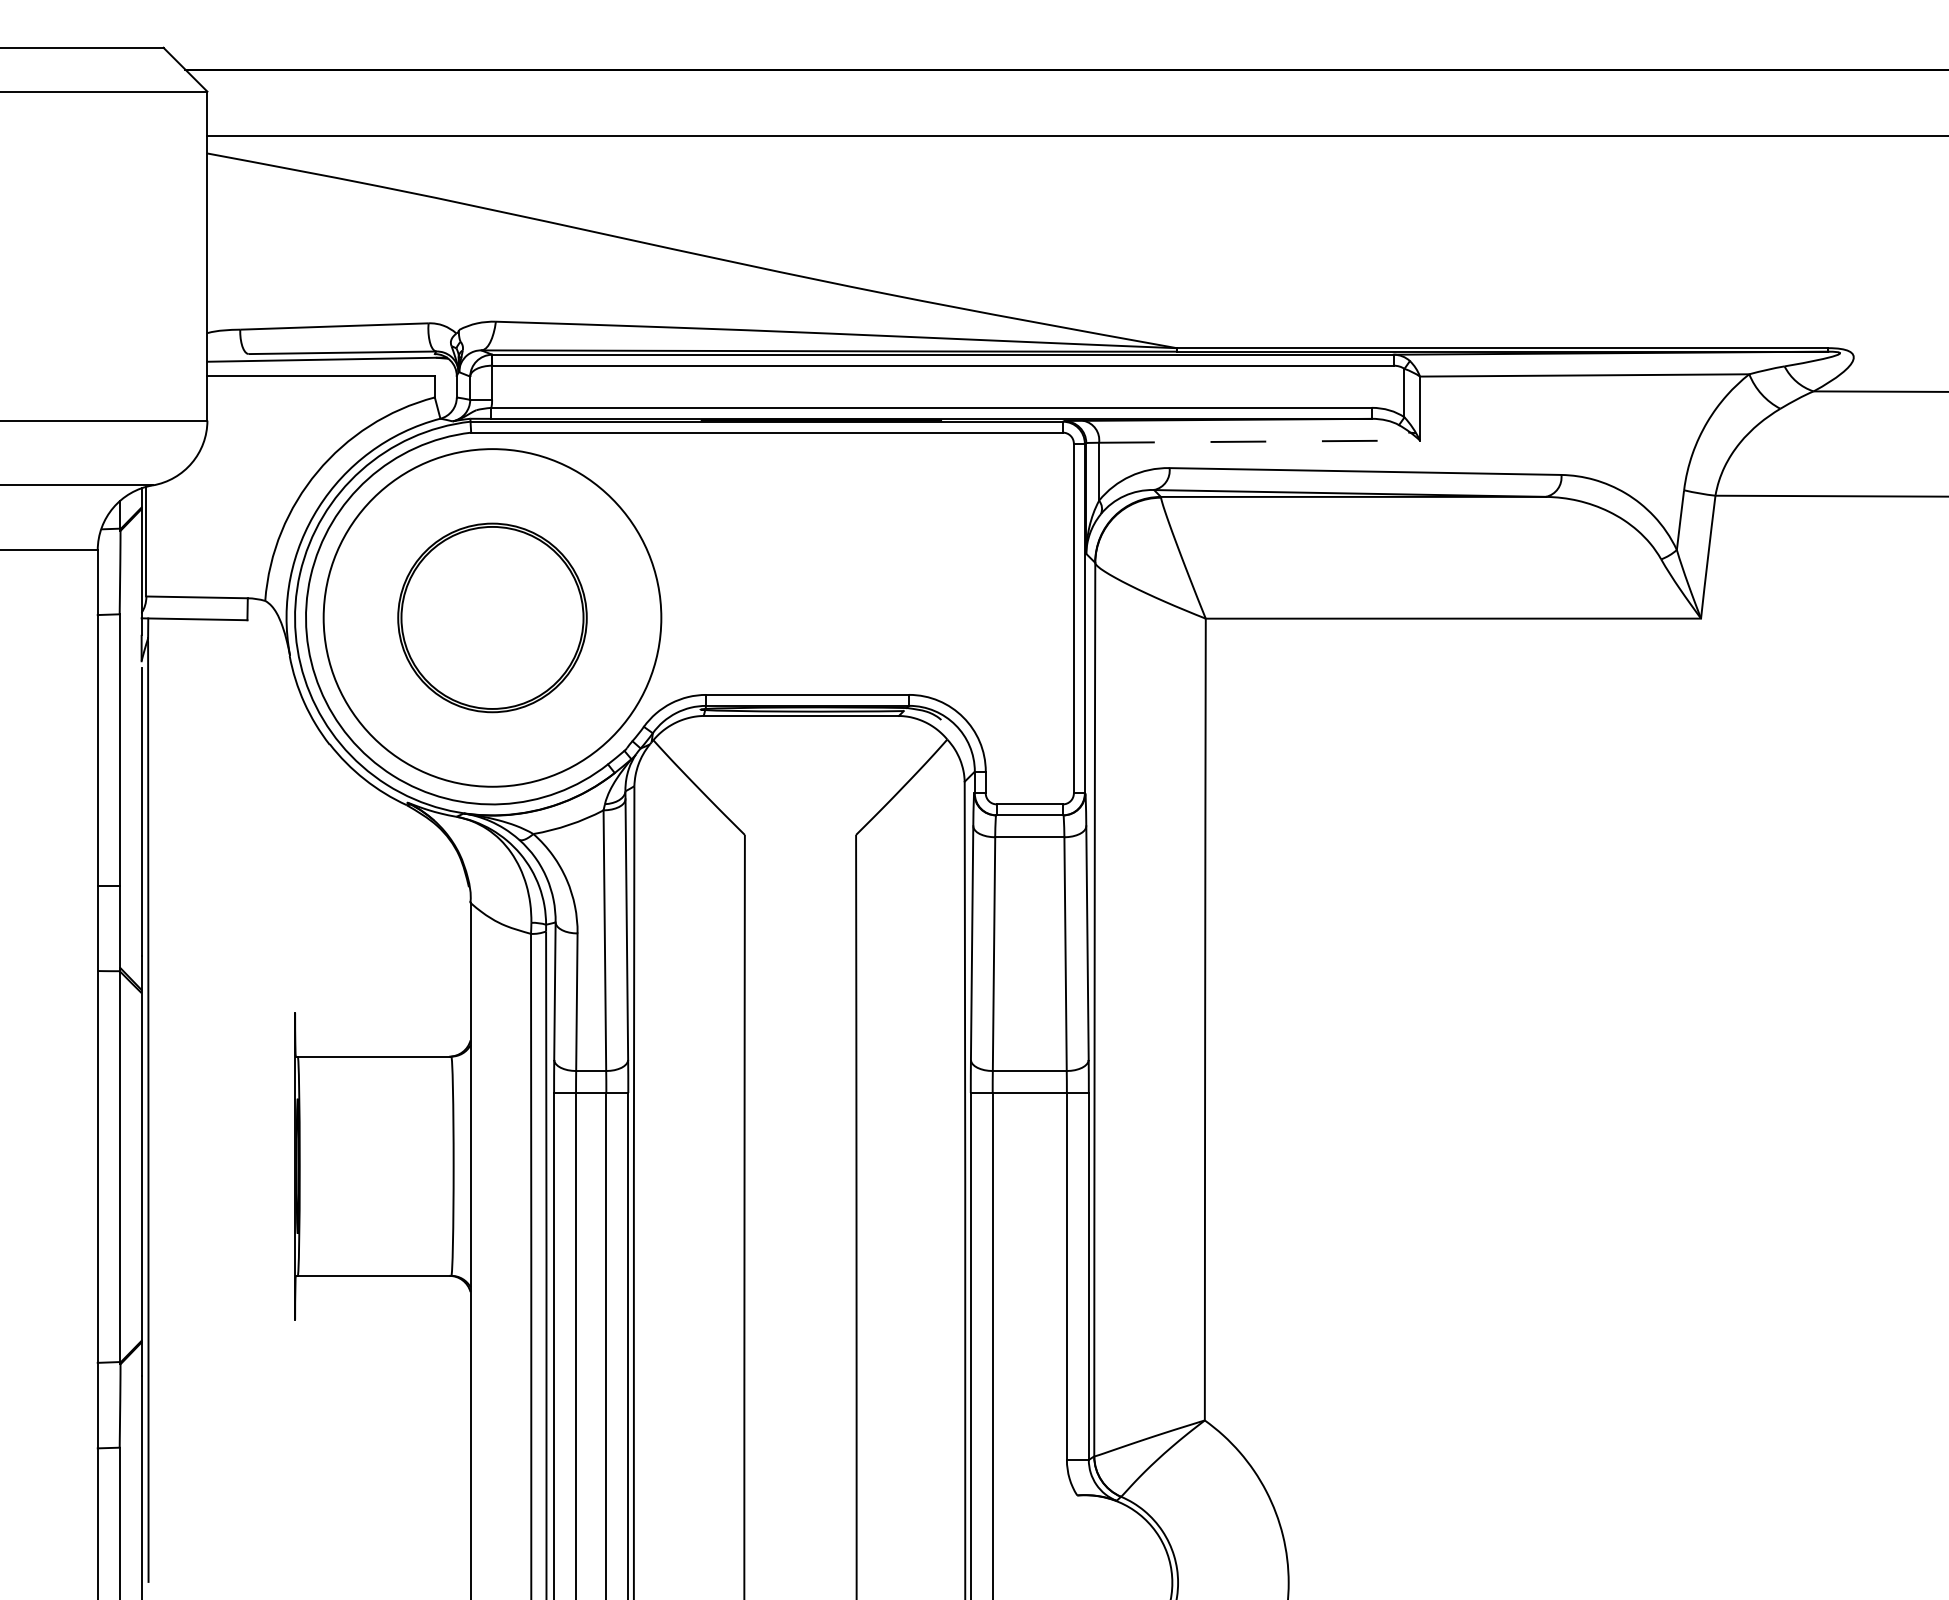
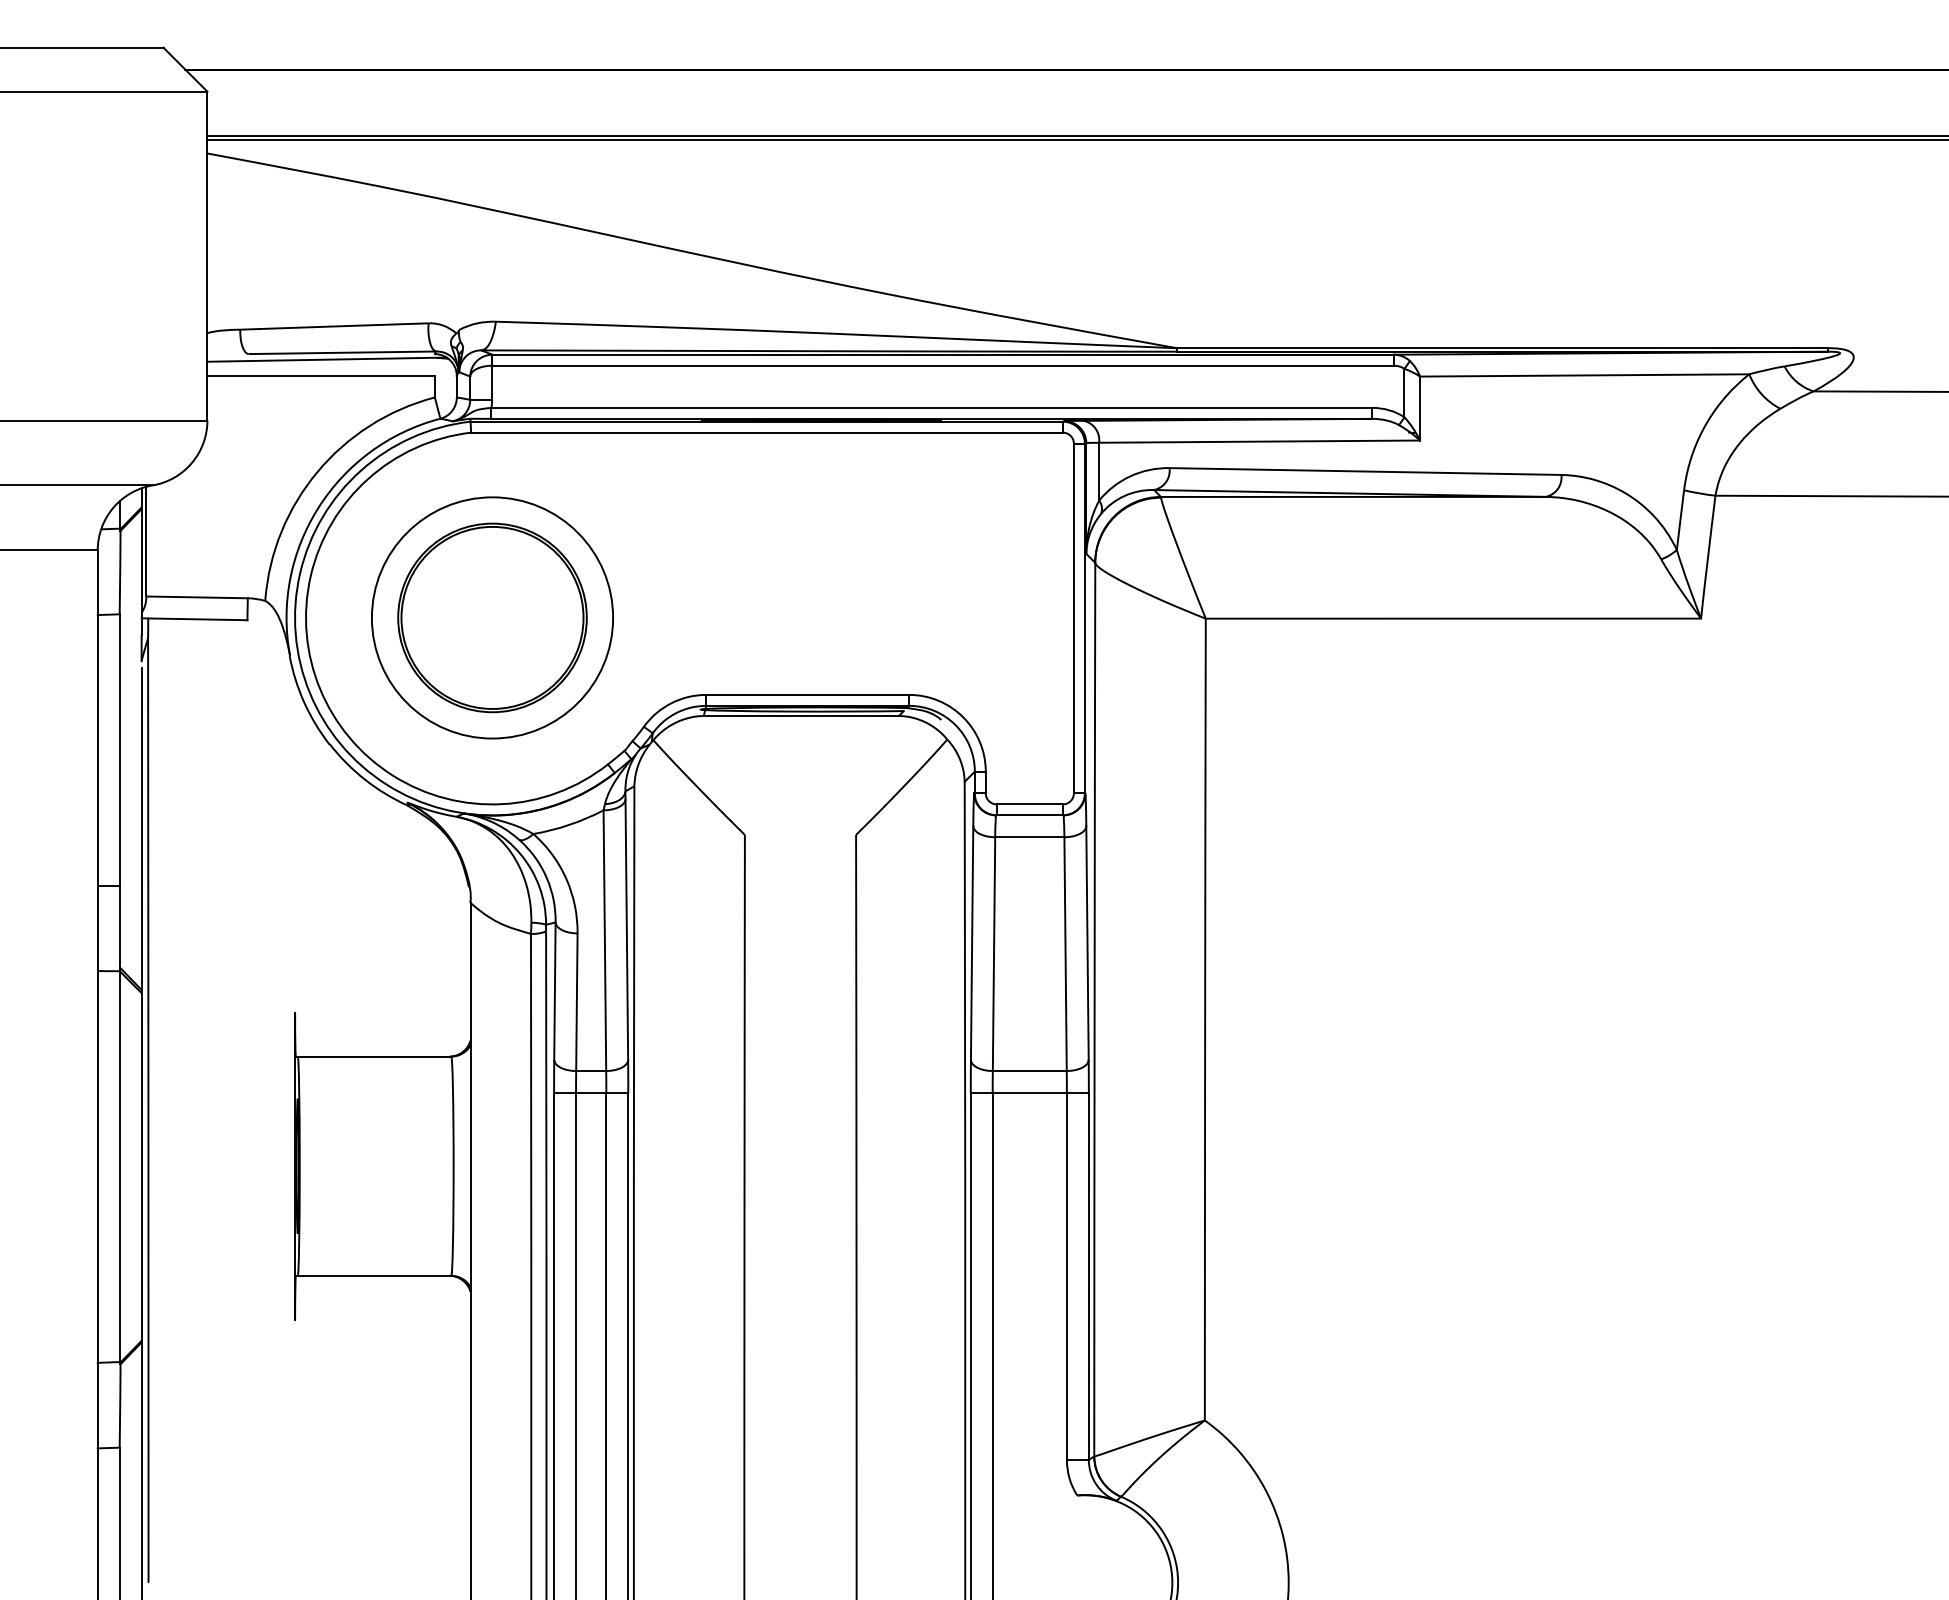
line: none -> present (1076, 139)
line: dashed -> solid (1260, 441)
circle diameter: 338 px -> 241 px (492, 617)
